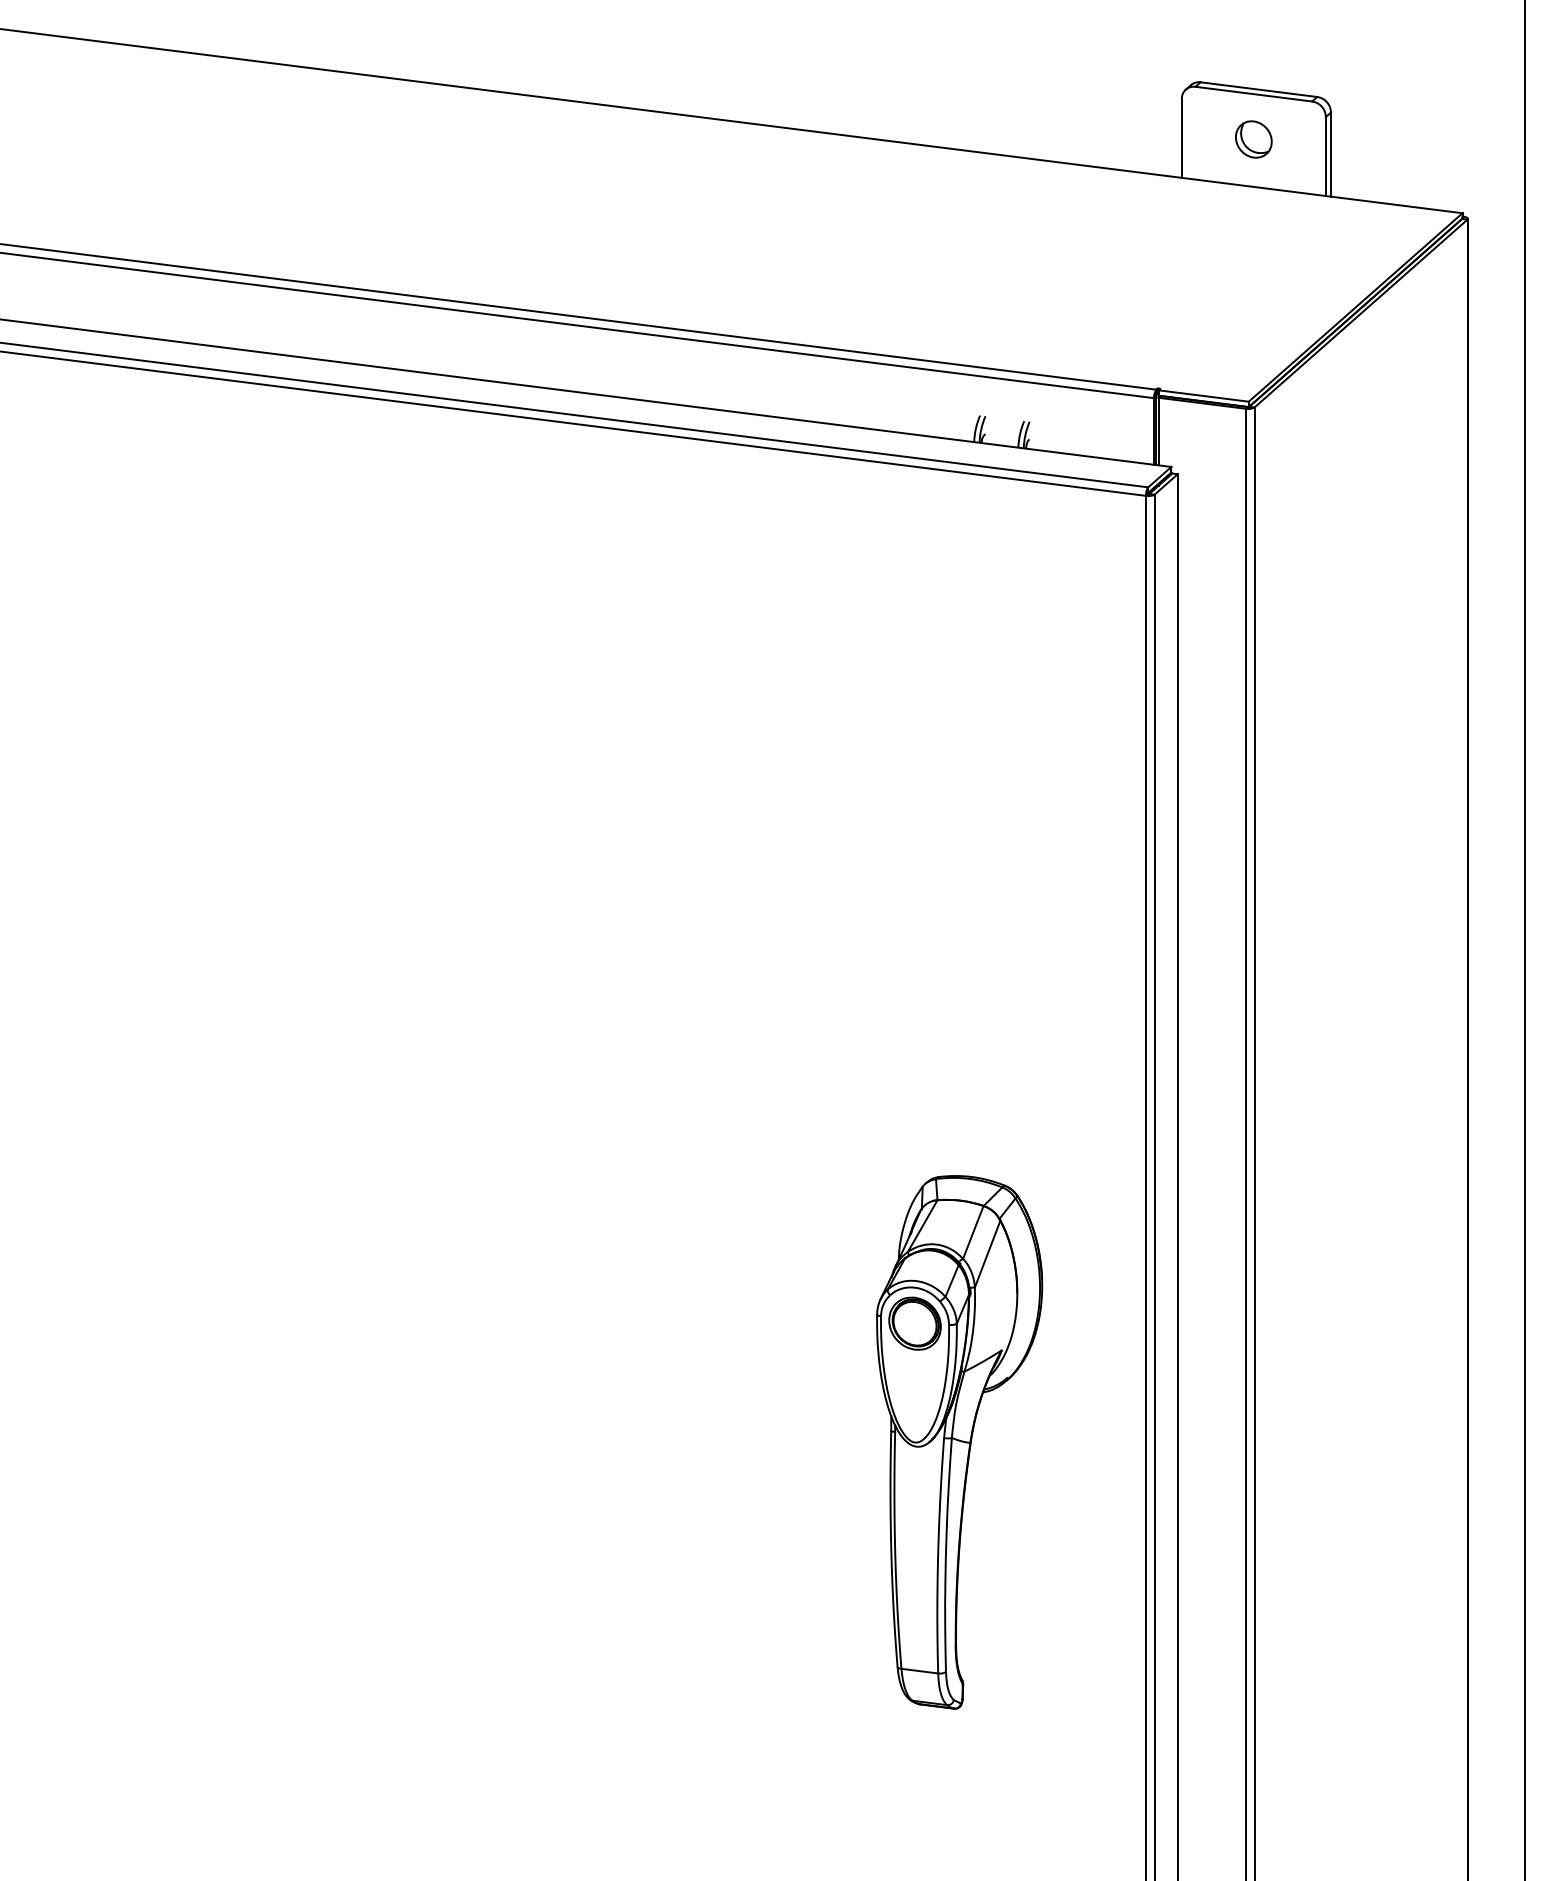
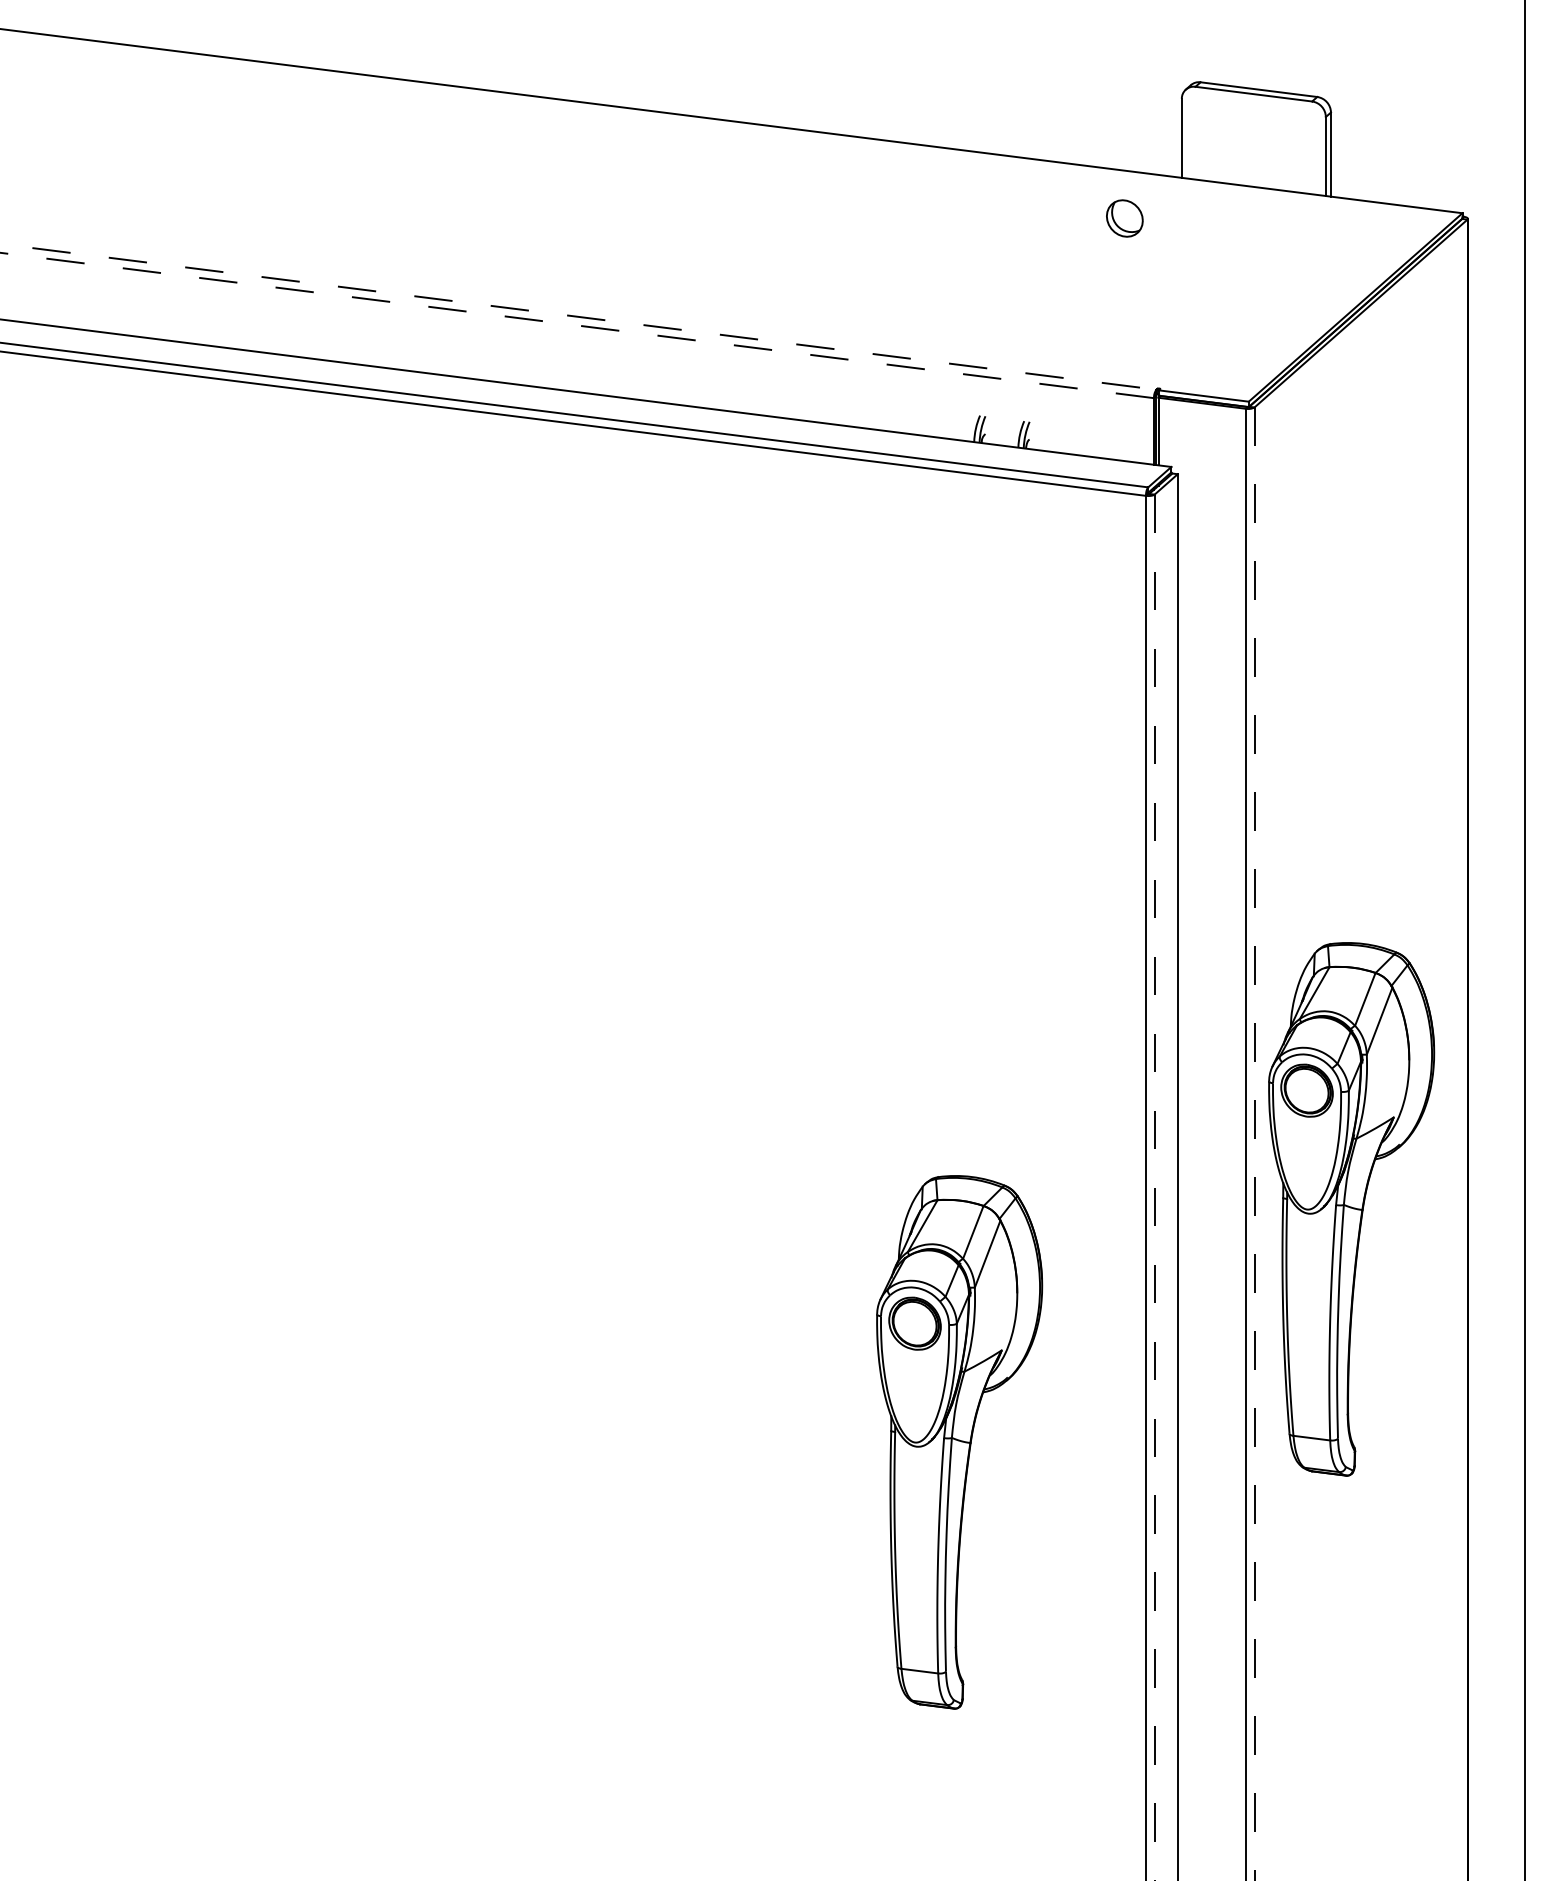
part position: (1253, 139) -> (1124, 218) (1124, 218)
line: solid -> dashed (579, 316)
line: solid -> dashed (576, 325)
line: solid -> dashed (1254, 1144)
line: solid -> dashed (1154, 1187)
part: none -> present (1351, 1209)
